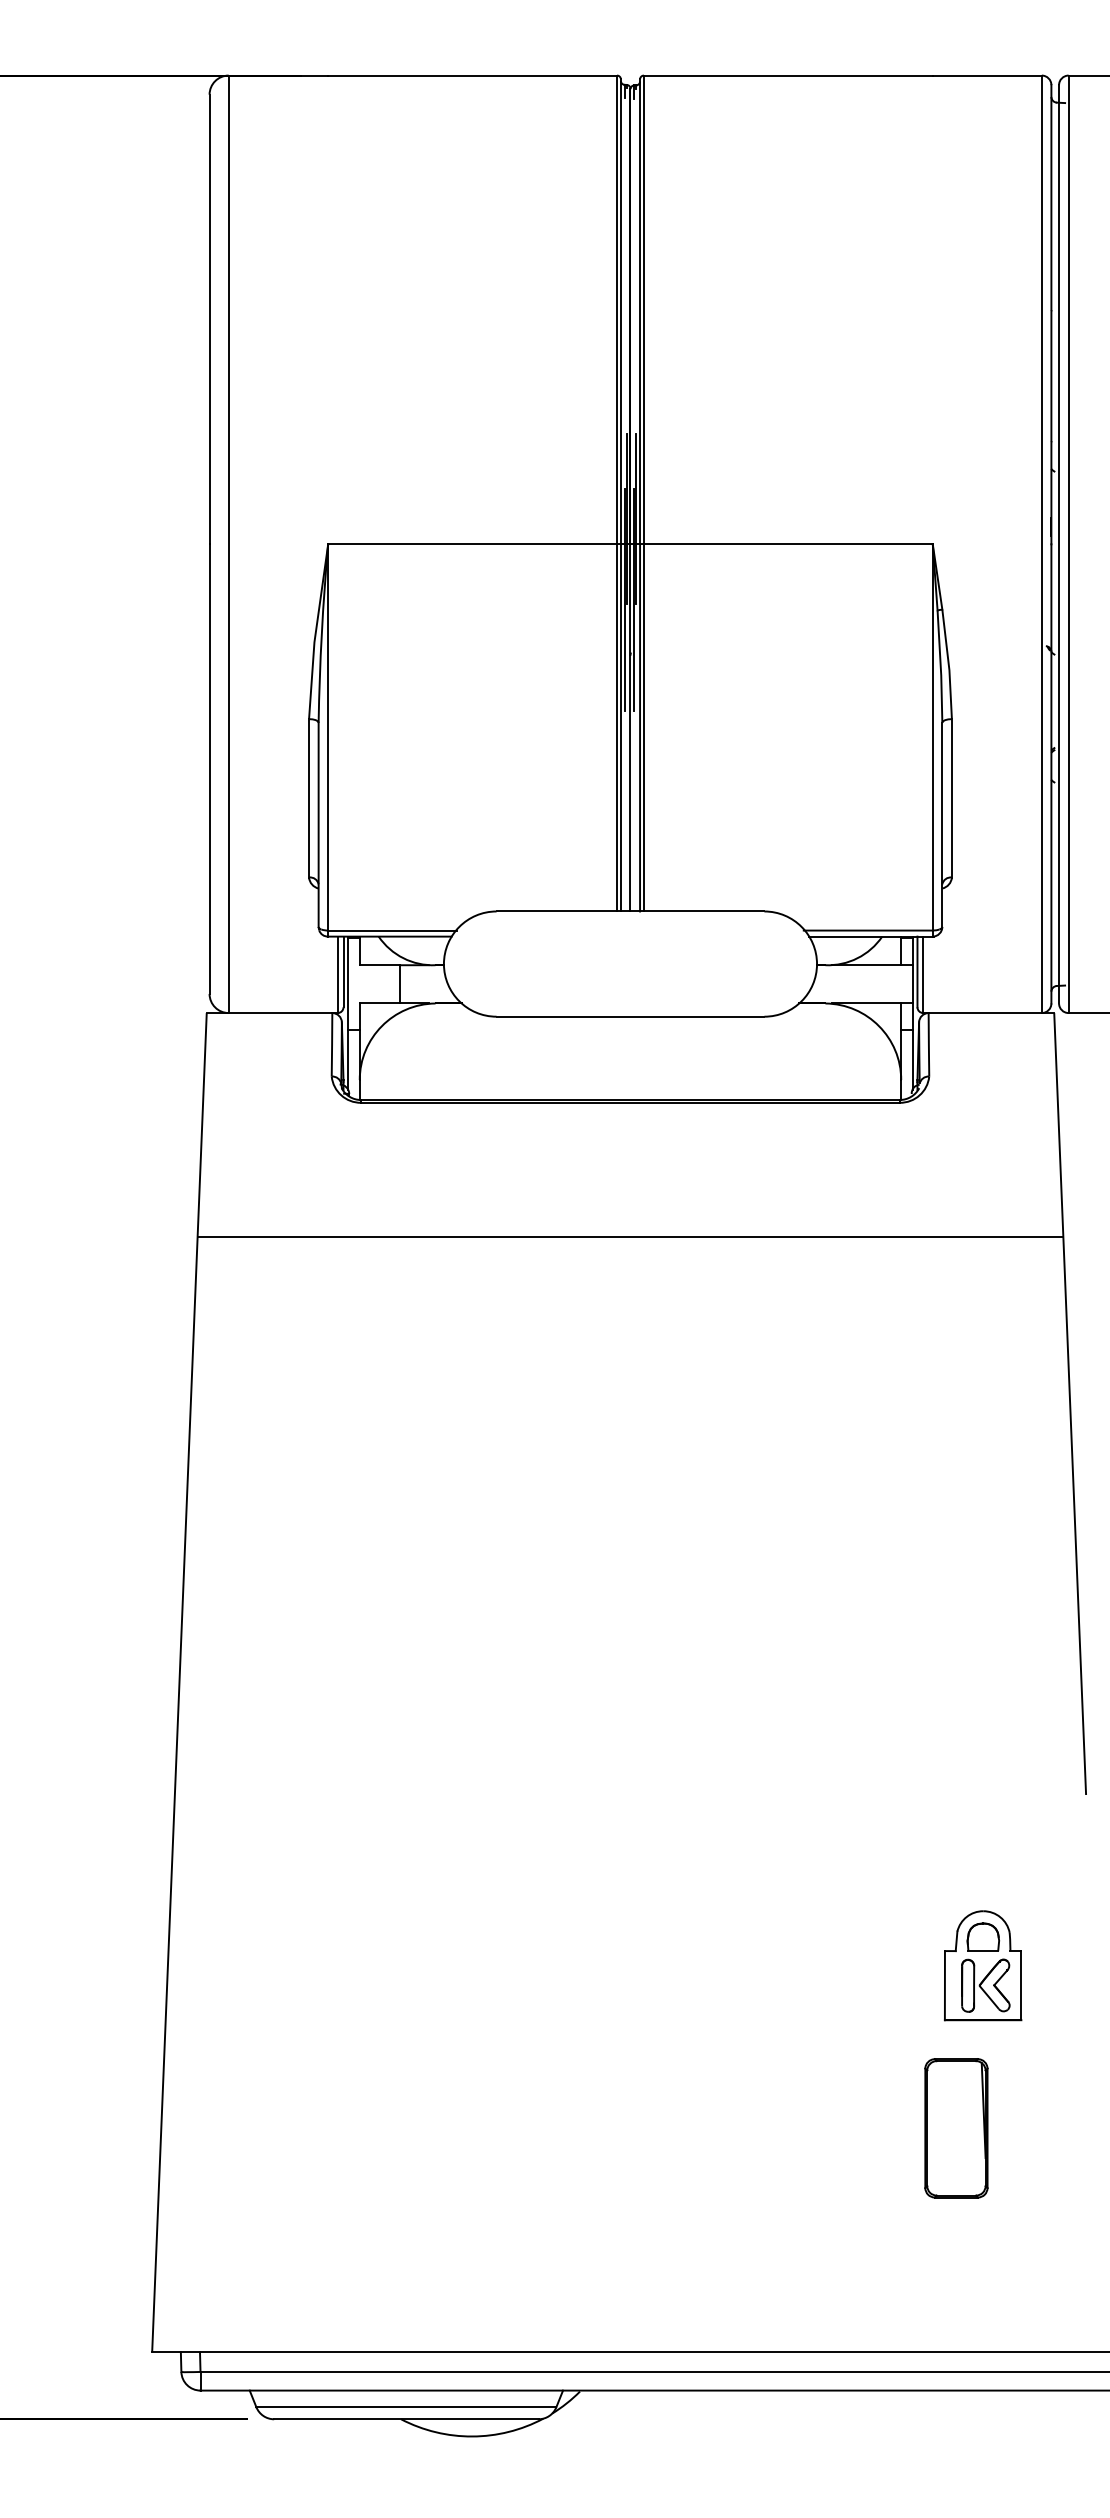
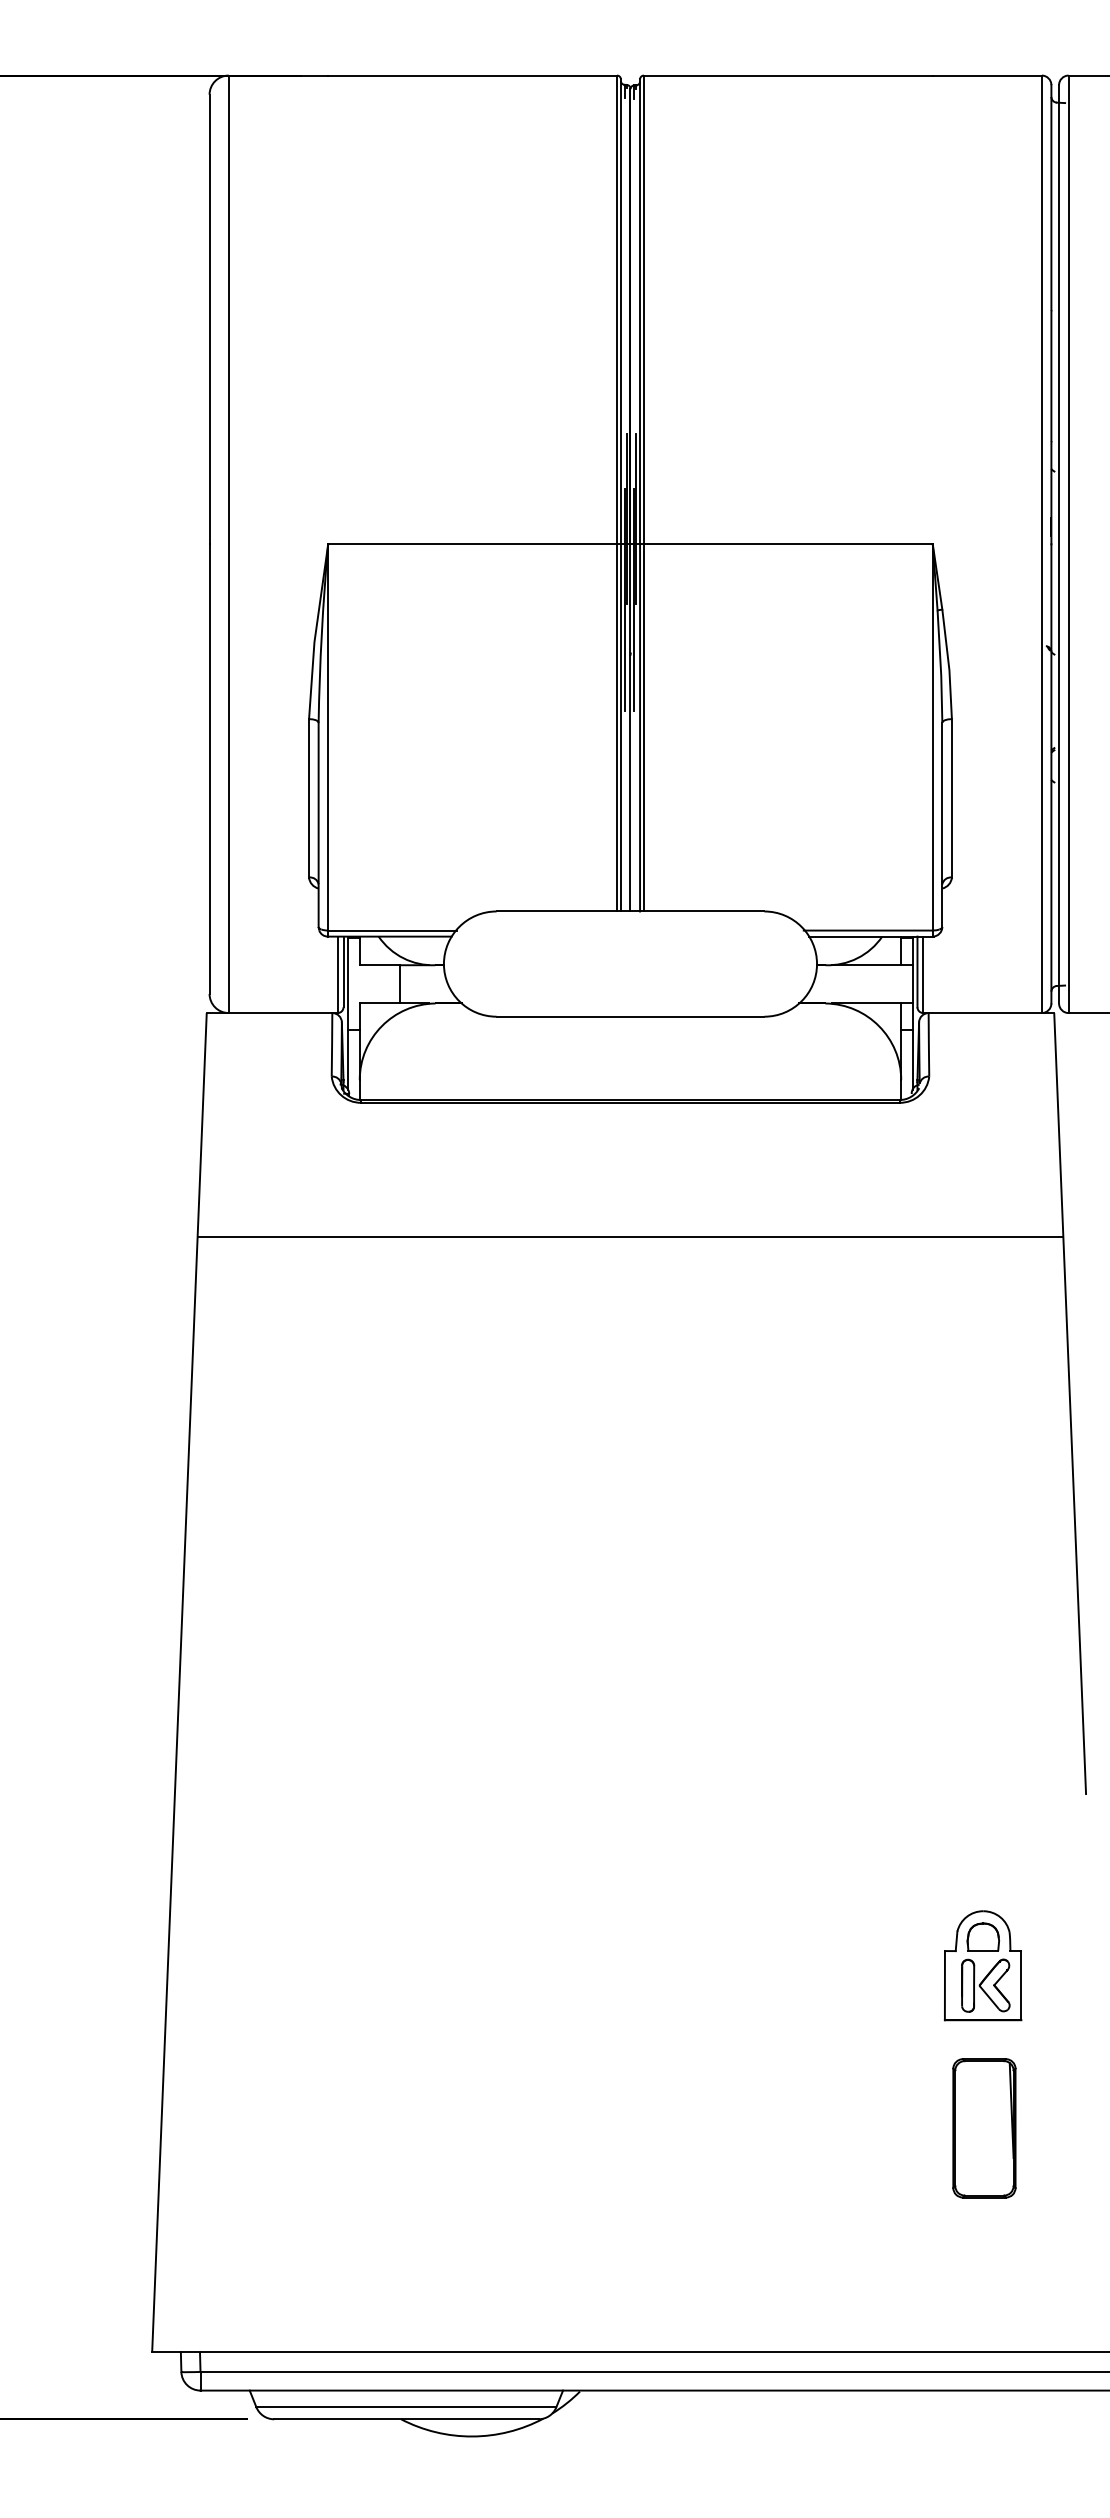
part position: (956, 2128) -> (984, 2128) (984, 2128)
